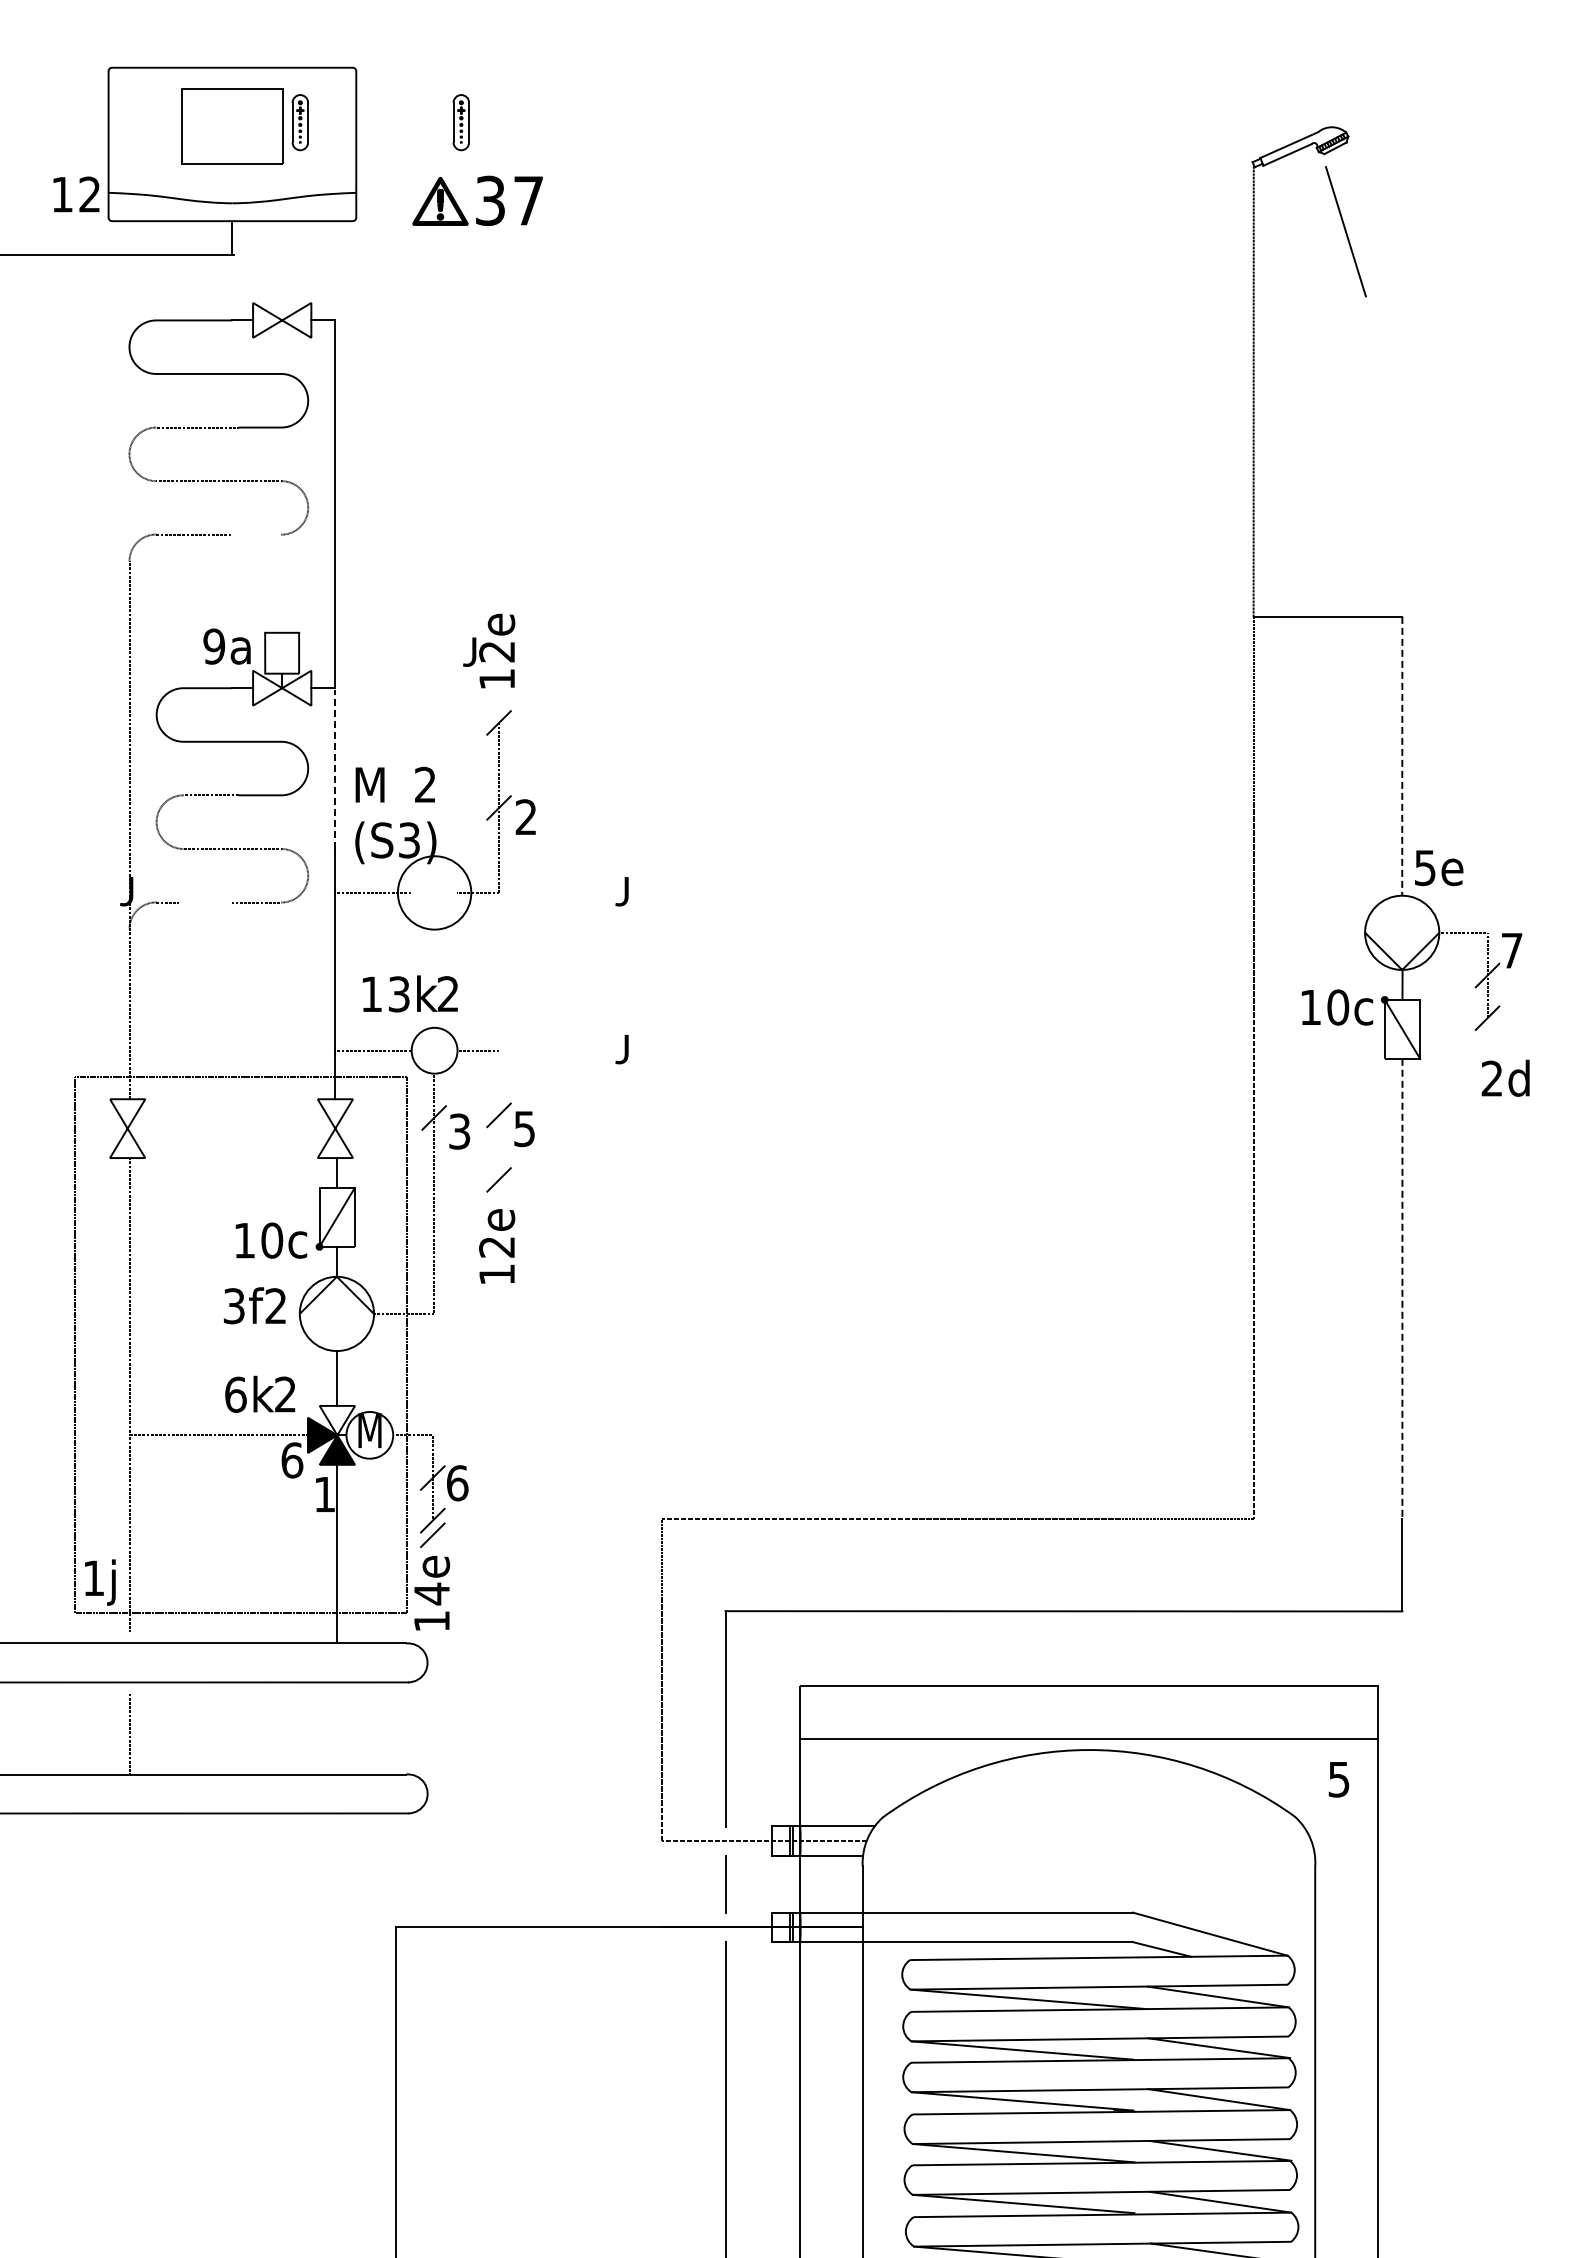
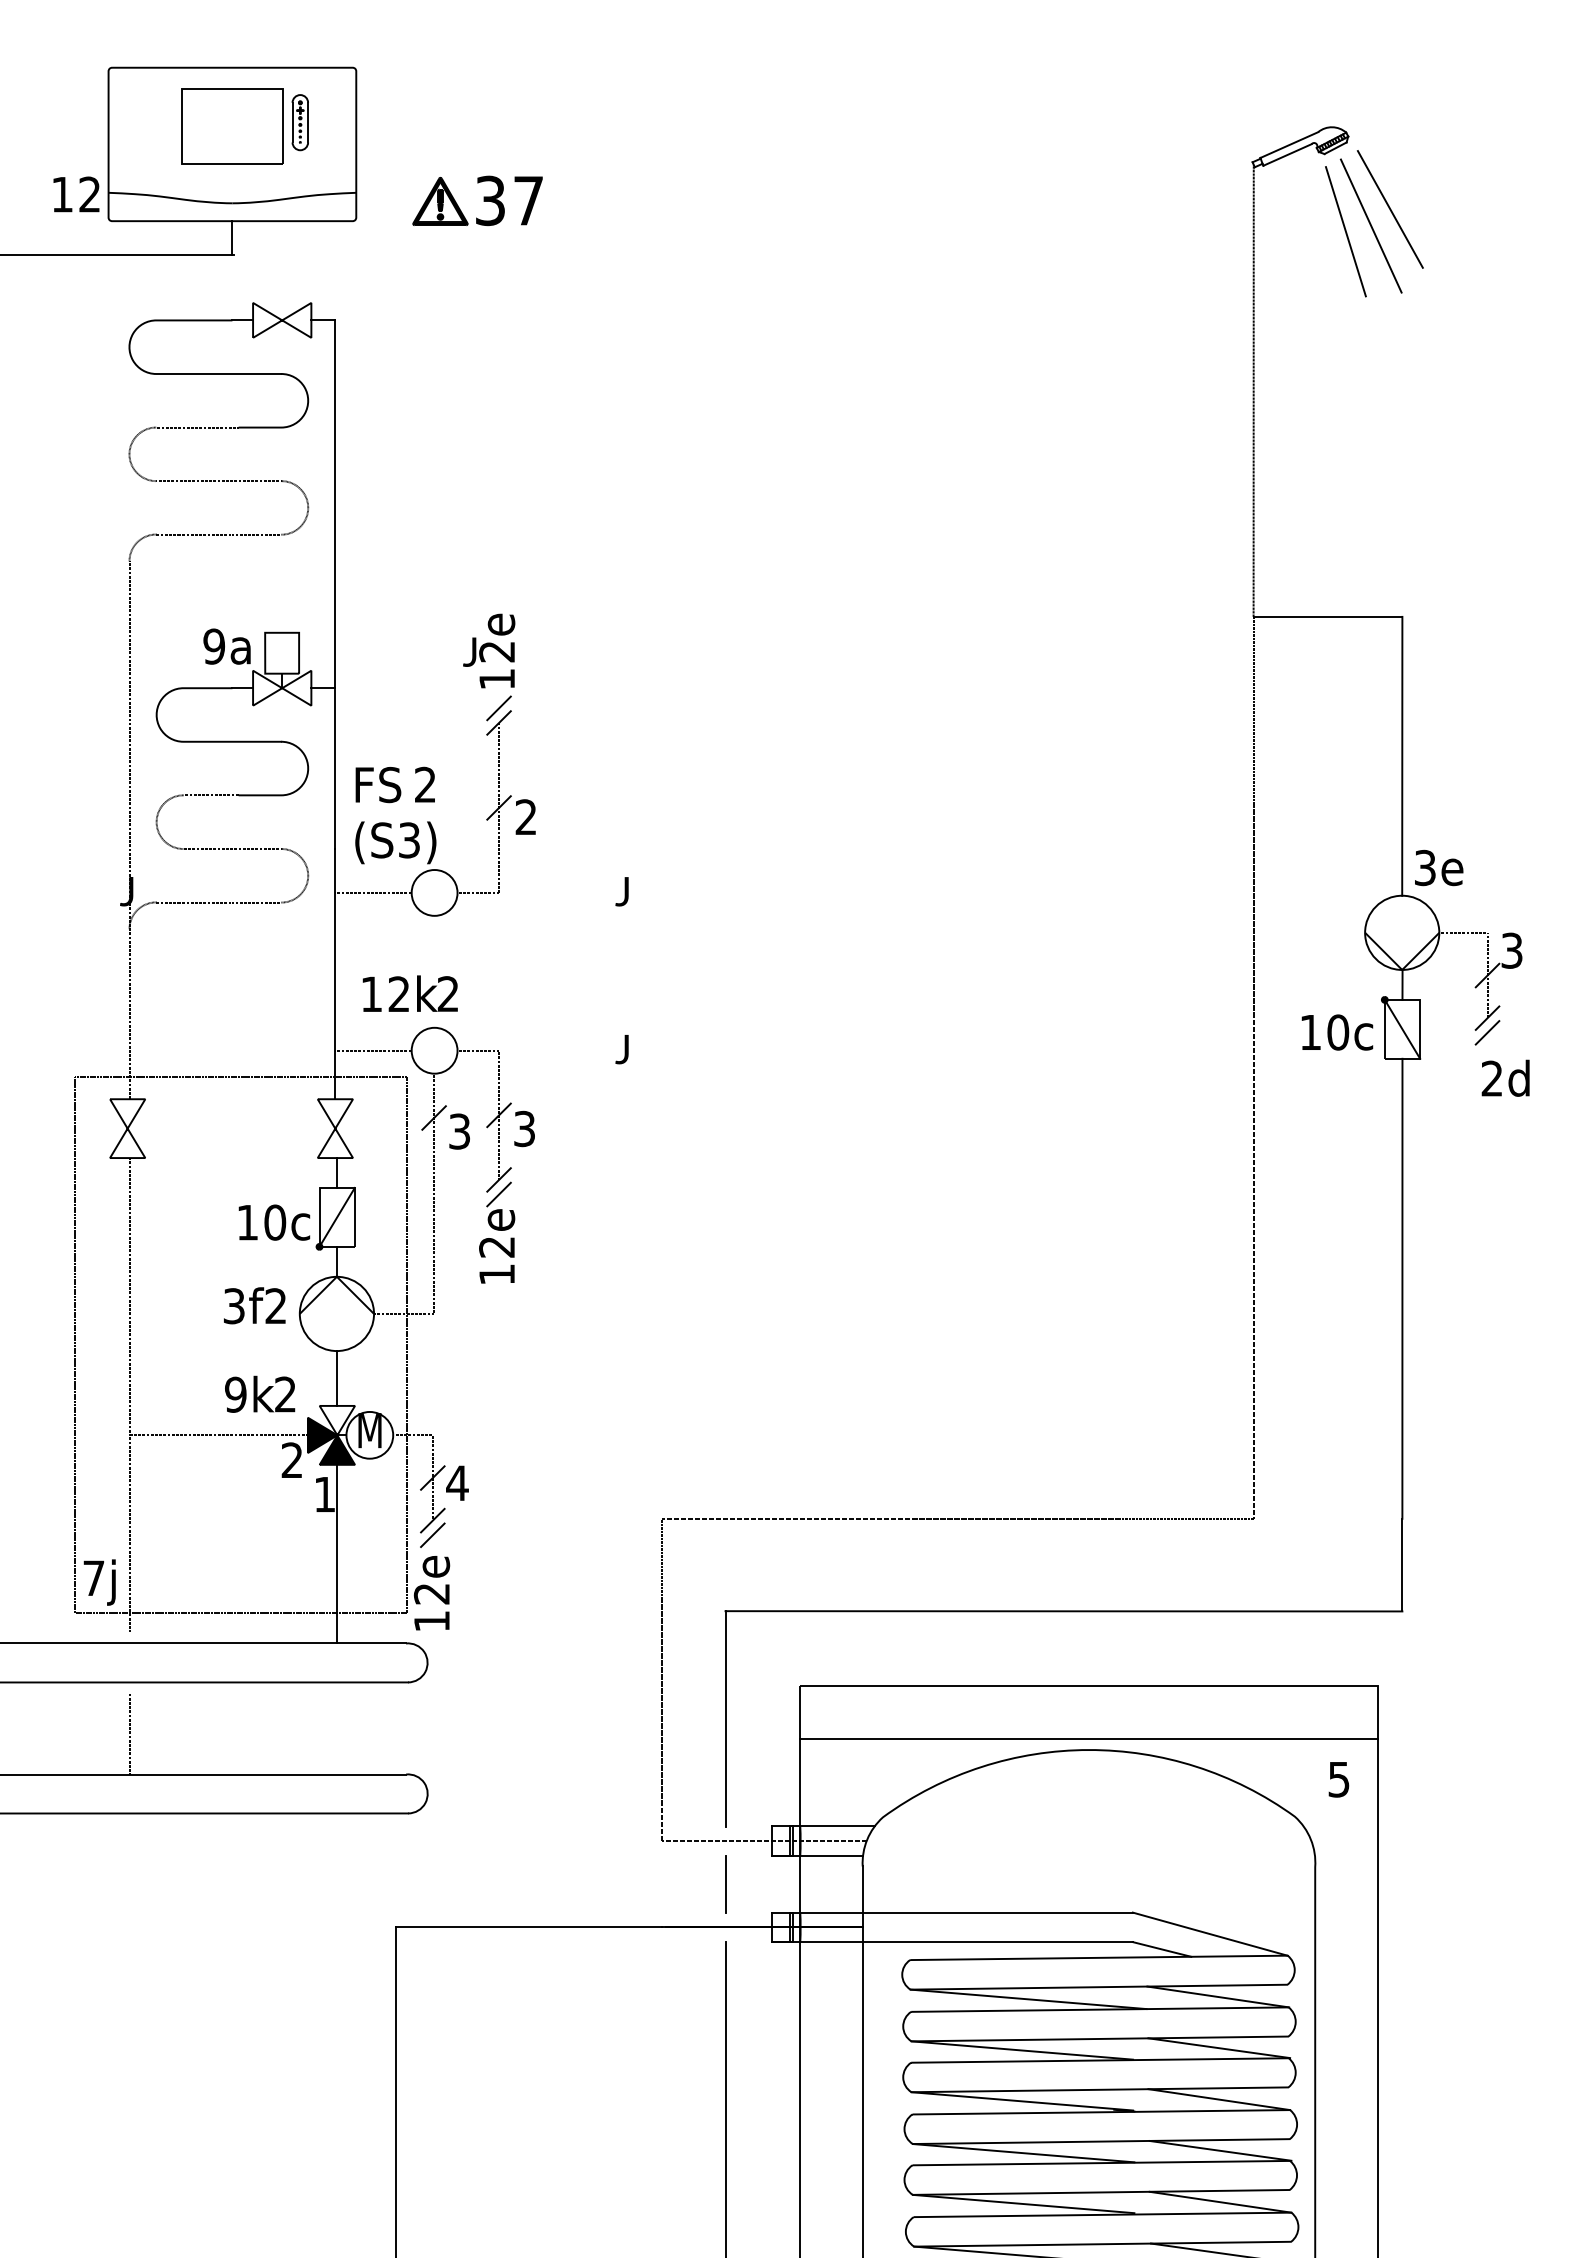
part: present -> none (460, 122)
line: none -> present (1389, 209)
line: none -> present (1370, 225)
line: none -> present (256, 534)
line: none -> present (498, 708)
line: dashed -> solid (1402, 756)
line: dashed -> solid (335, 769)
text: M -> FS (380, 784)
text: 5e -> 3e (1425, 867)
circle diameter: 73 px -> 46 px (434, 892)
line: none -> present (205, 902)
text: 7 -> 3 (1511, 950)
text: 13k -> 12k (398, 994)
text position: (1337, 1007) -> (1337, 1032) (1337, 1032)
line: none -> present (1487, 1032)
line: none -> present (499, 1114)
text: 5 -> 3 (524, 1128)
line: none -> present (498, 1194)
text position: (271, 1240) -> (274, 1222) (274, 1222)
line: dashed -> solid (1402, 1289)
text: 6k -> 9k (235, 1394)
text: 6 -> 2 (292, 1460)
text: 6 -> 4 (457, 1483)
text: 1j -> 7j (93, 1577)
text: 14e -> 12e (431, 1593)
